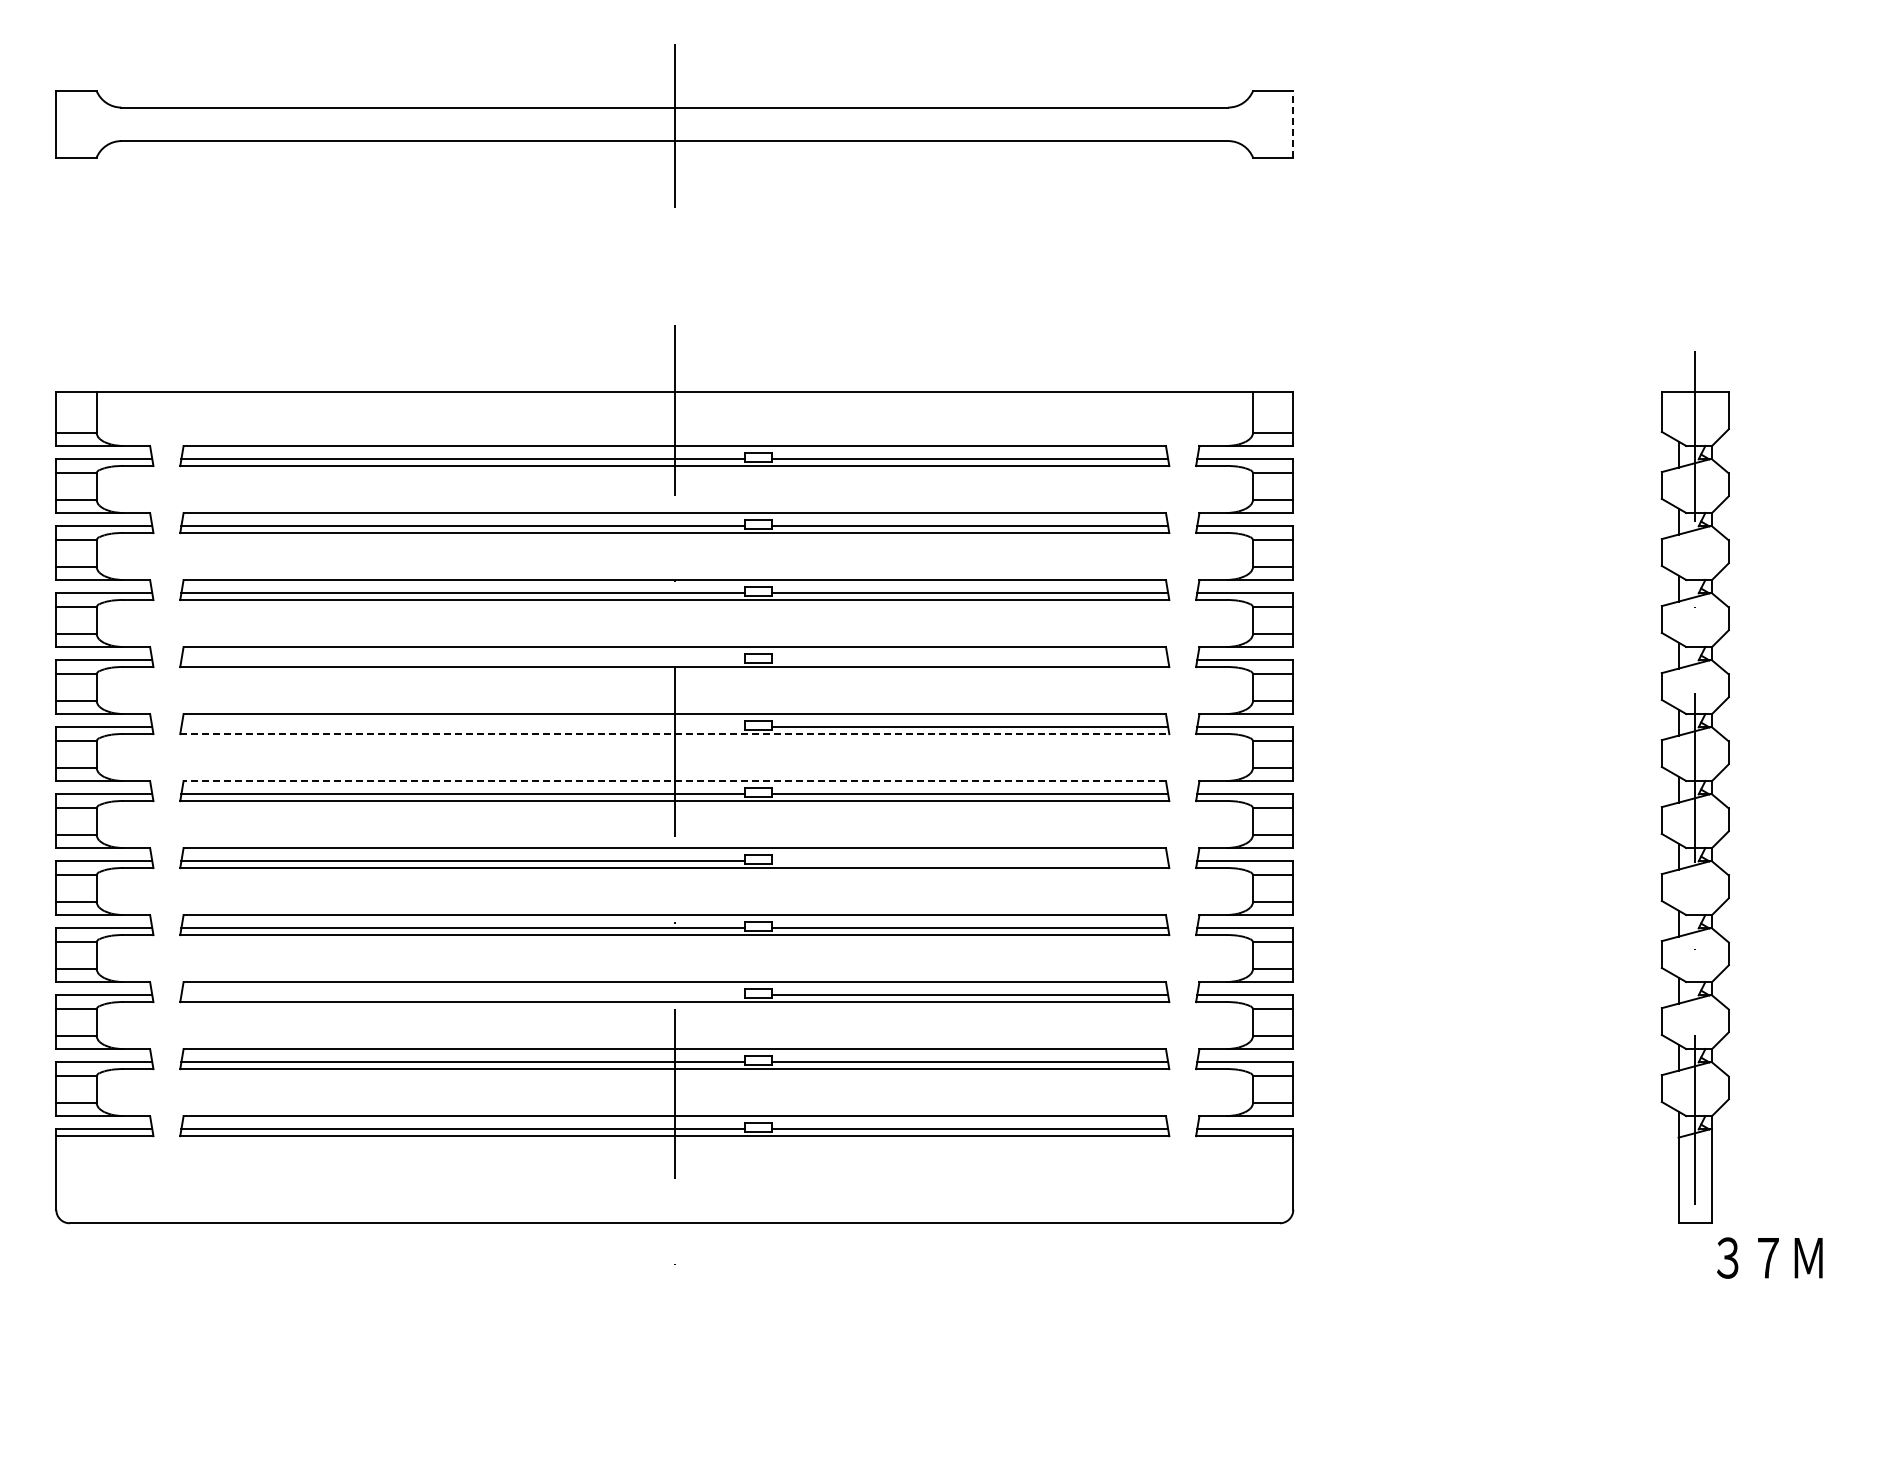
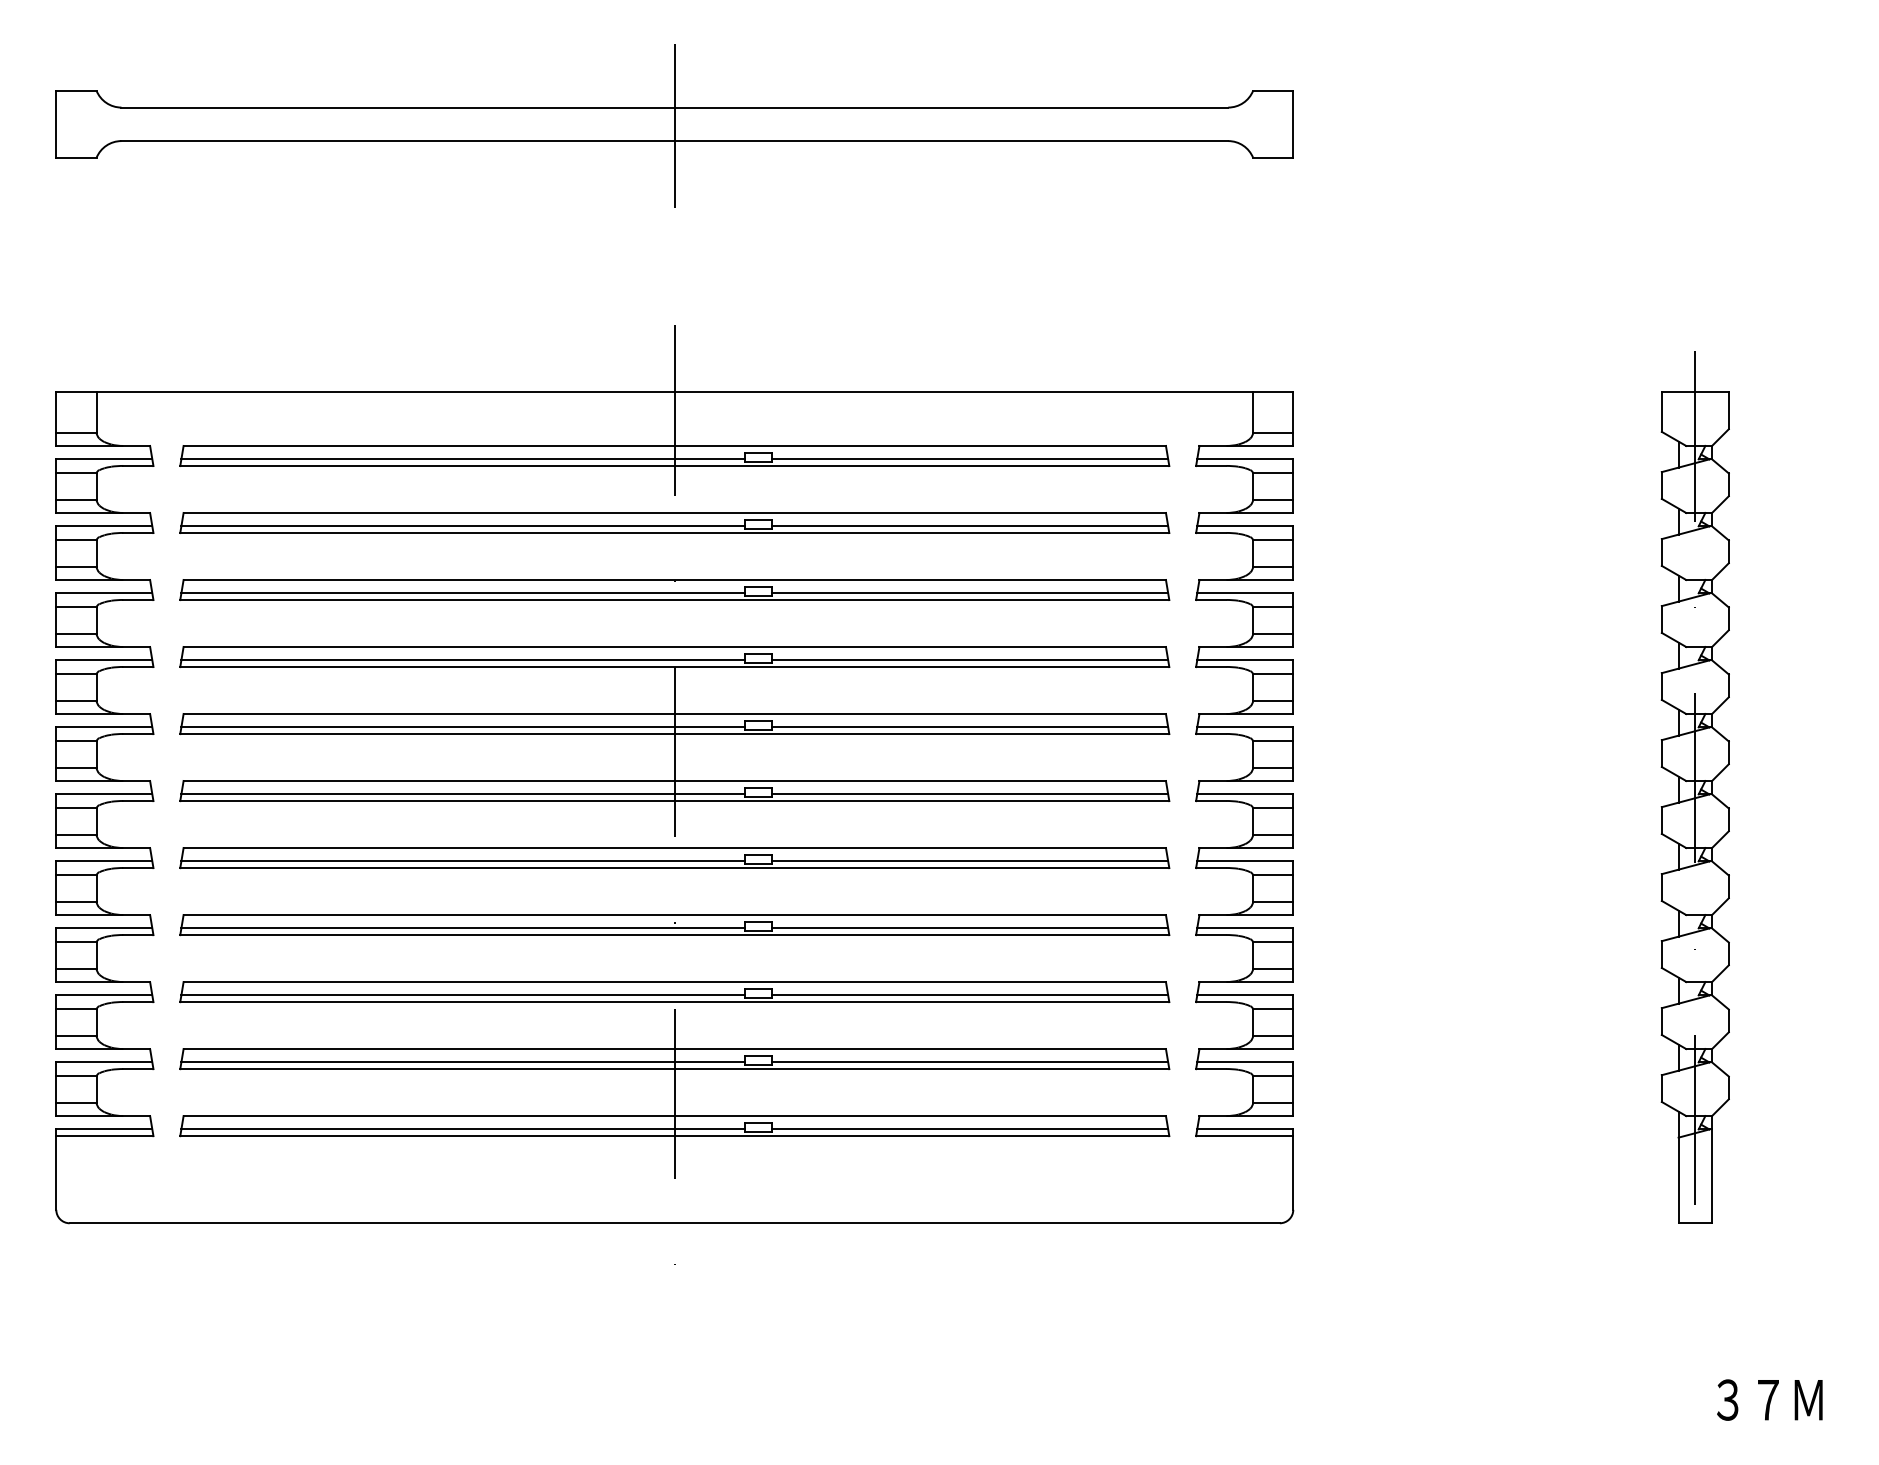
line: dashed -> solid (1293, 124)
line: none -> present (463, 660)
line: none -> present (969, 660)
line: none -> present (463, 727)
line: dashed -> solid (674, 734)
line: dashed -> solid (674, 781)
line: none -> present (969, 861)
line: none -> present (463, 995)
text position: (1769, 1257) -> (1769, 1399) (1769, 1399)
